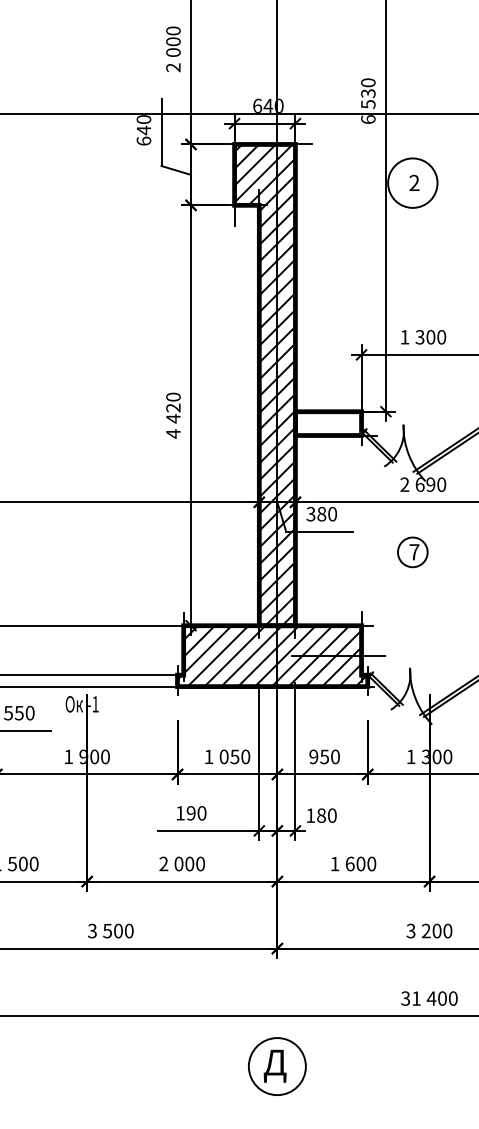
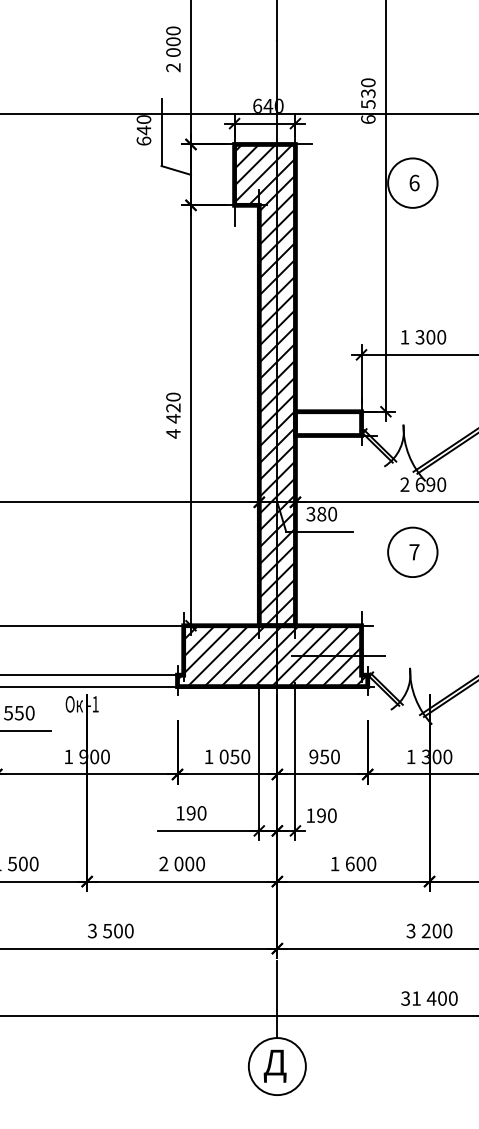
text: 2 -> 6 (414, 182)
circle diameter: 30 px -> 49 px (412, 552)
text: 180 -> 190 (321, 815)
line: none -> present (277, 999)
